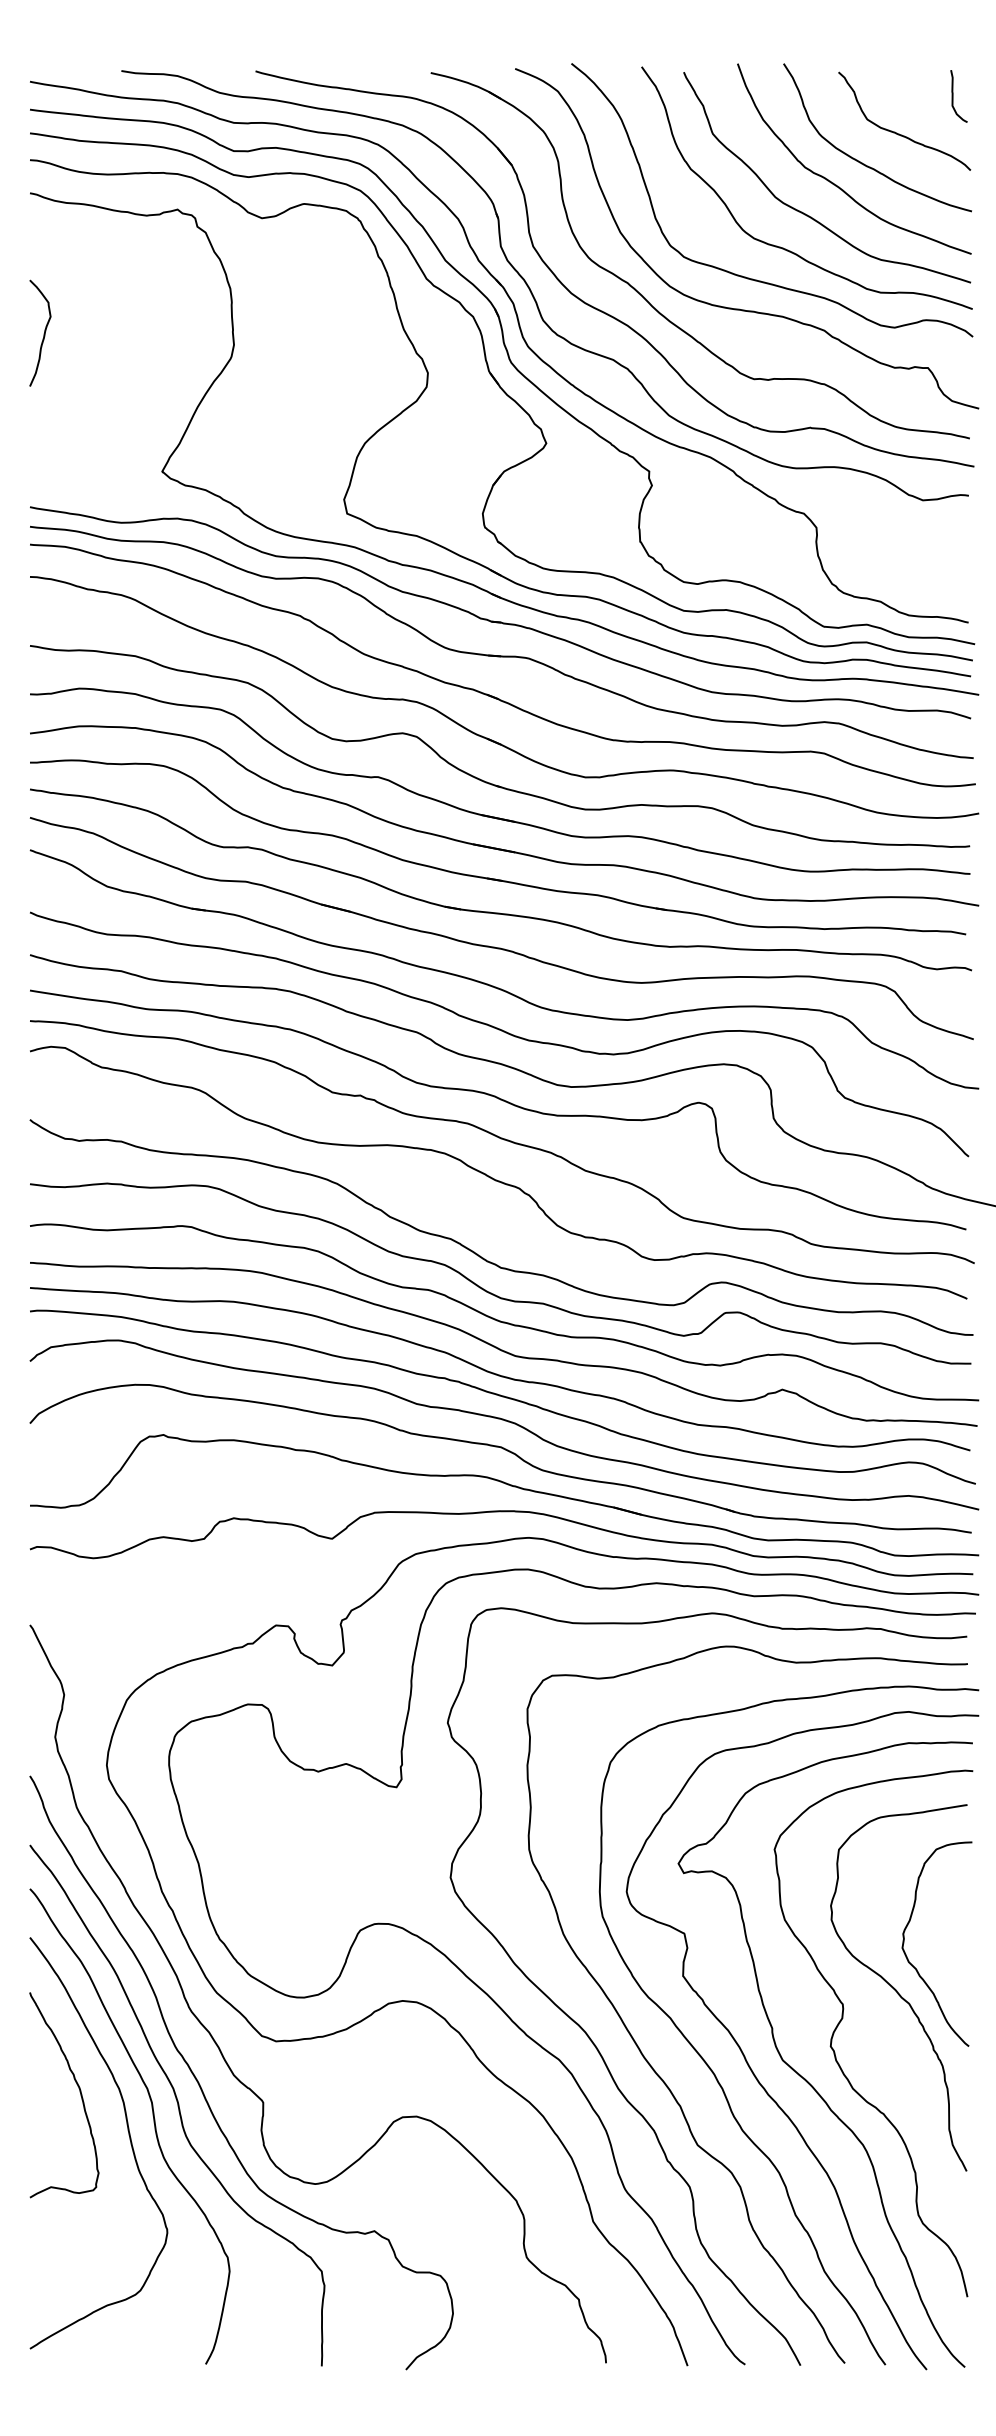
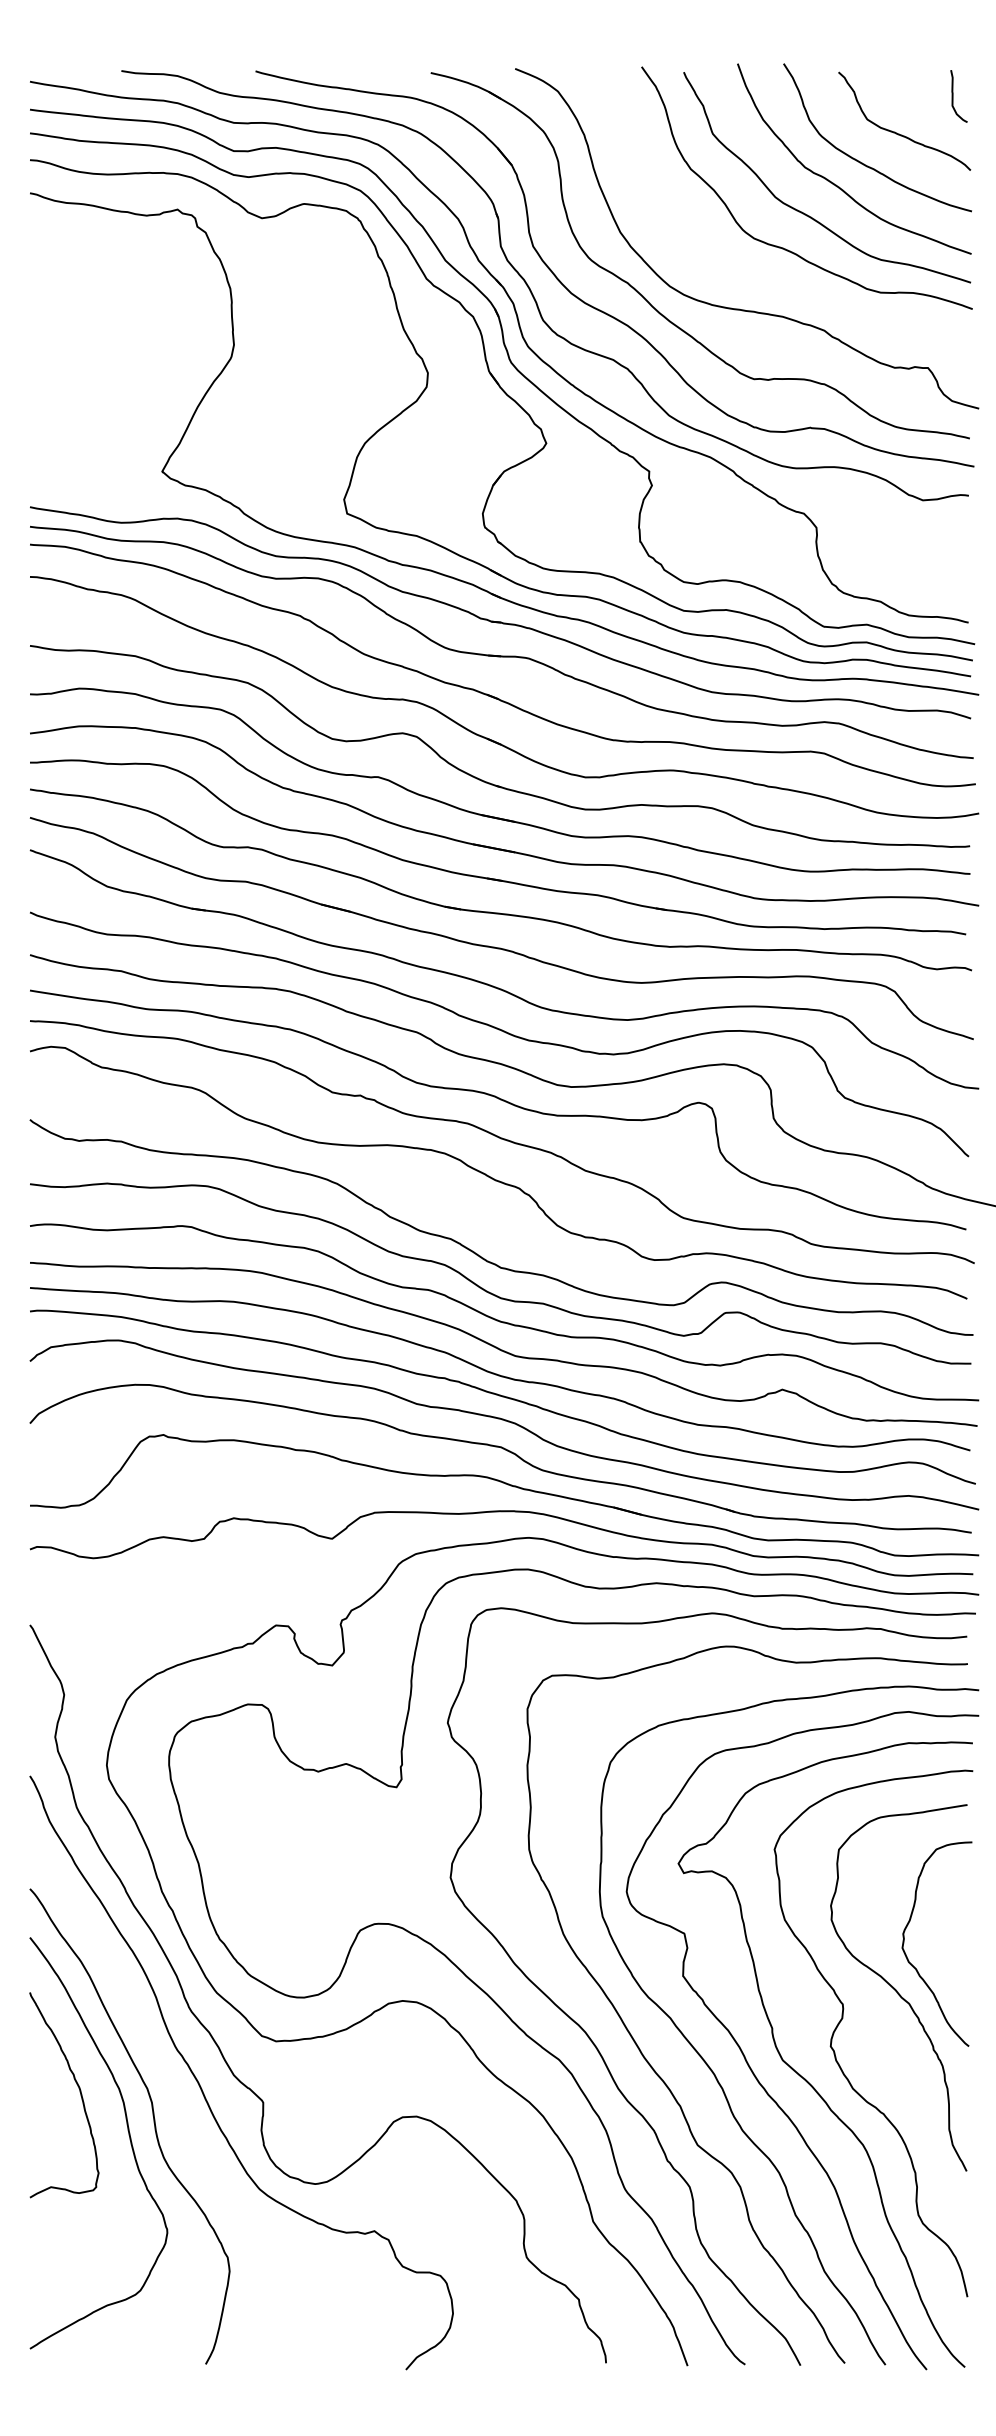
curve: present -> none (749, 277)
curve: present -> none (43, 333)
curve: present -> none (177, 2105)
